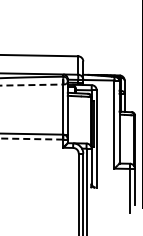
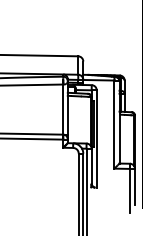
line: dashed -> solid (32, 85)
line: dashed -> solid (31, 139)
